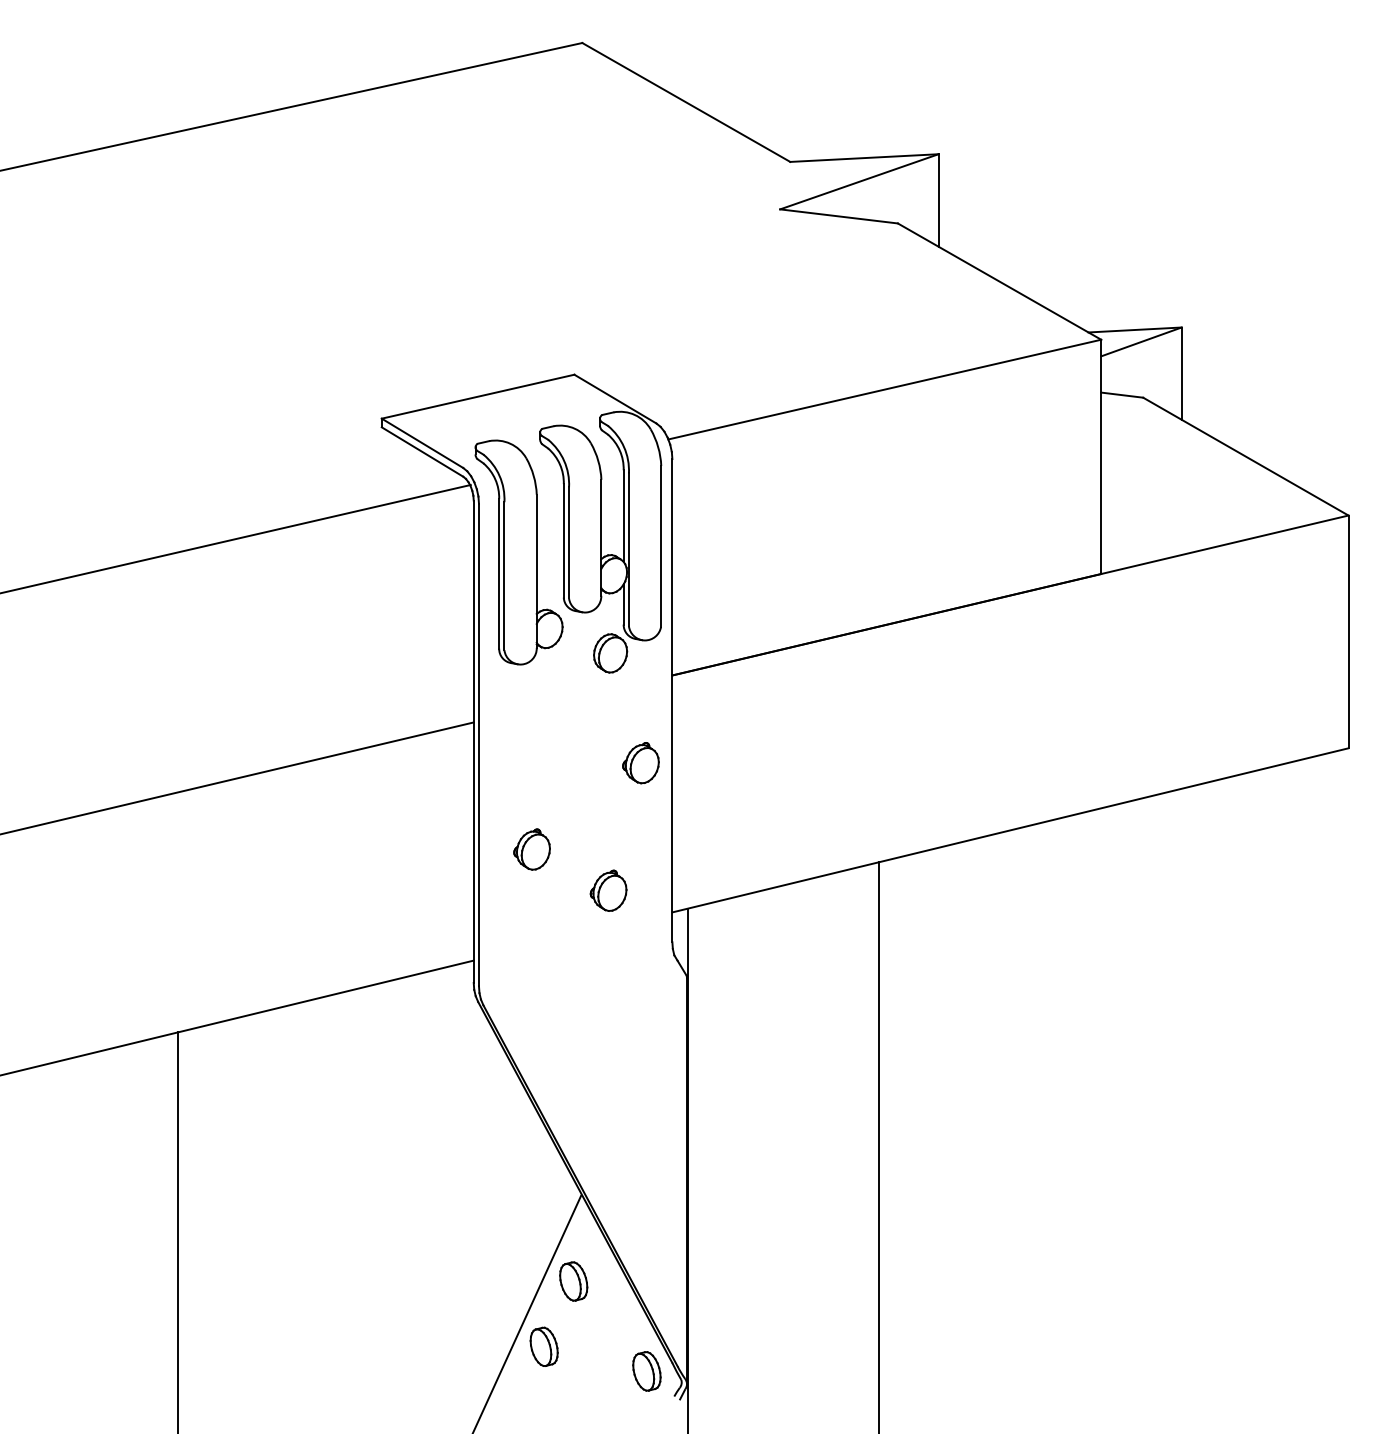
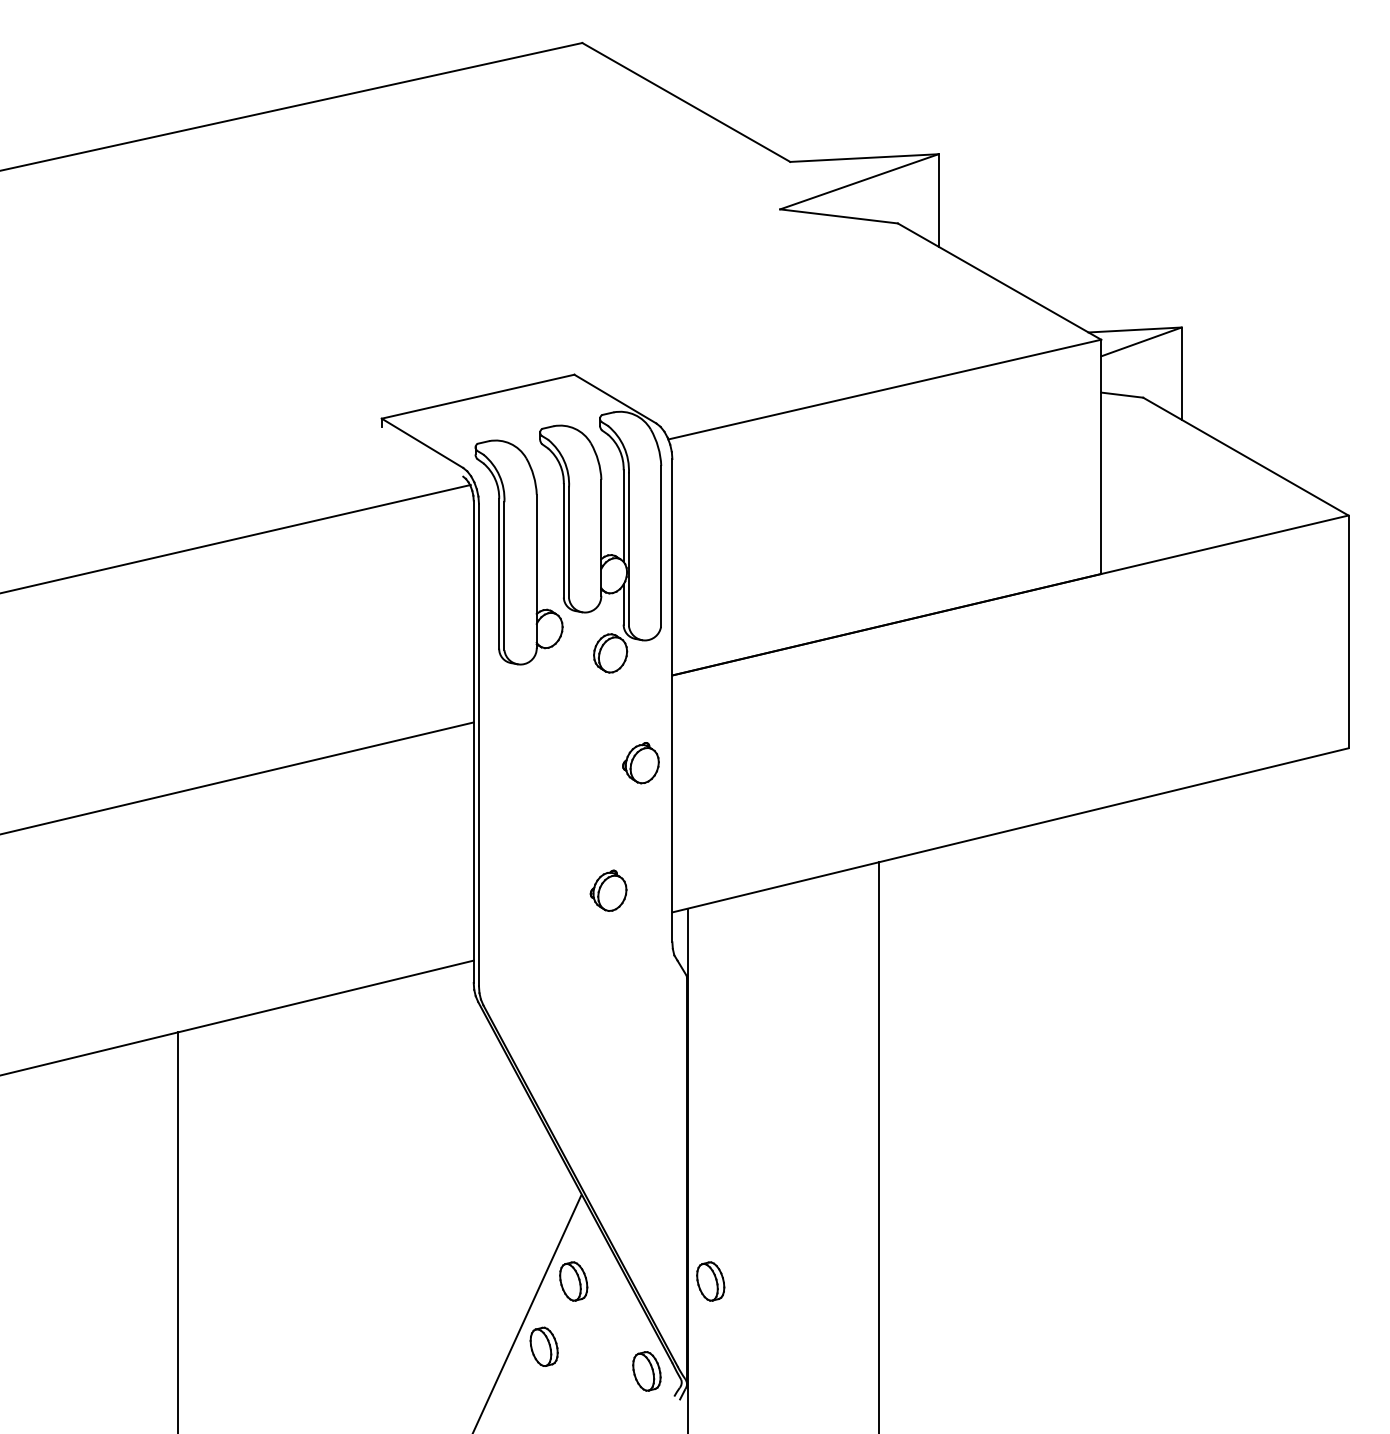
line: present -> none (422, 451)
part: present -> none (531, 849)
part: none -> present (710, 1281)
